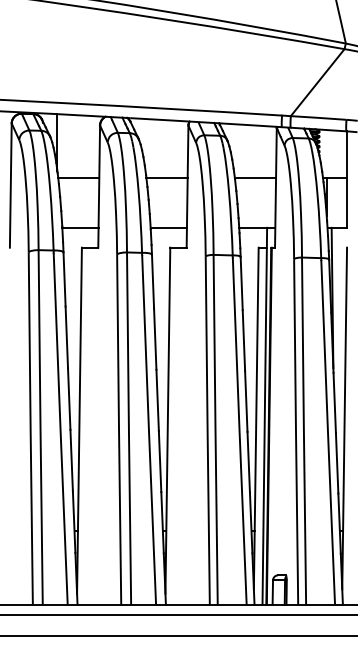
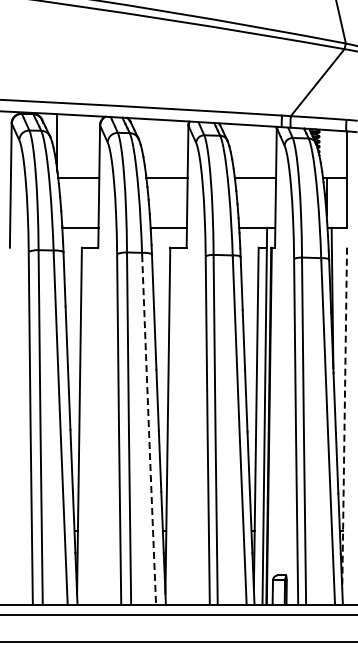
line: solid -> dashed (344, 418)
arc: solid -> dashed (148, 429)
line position: (178, 636) -> (178, 642) (178, 642)
